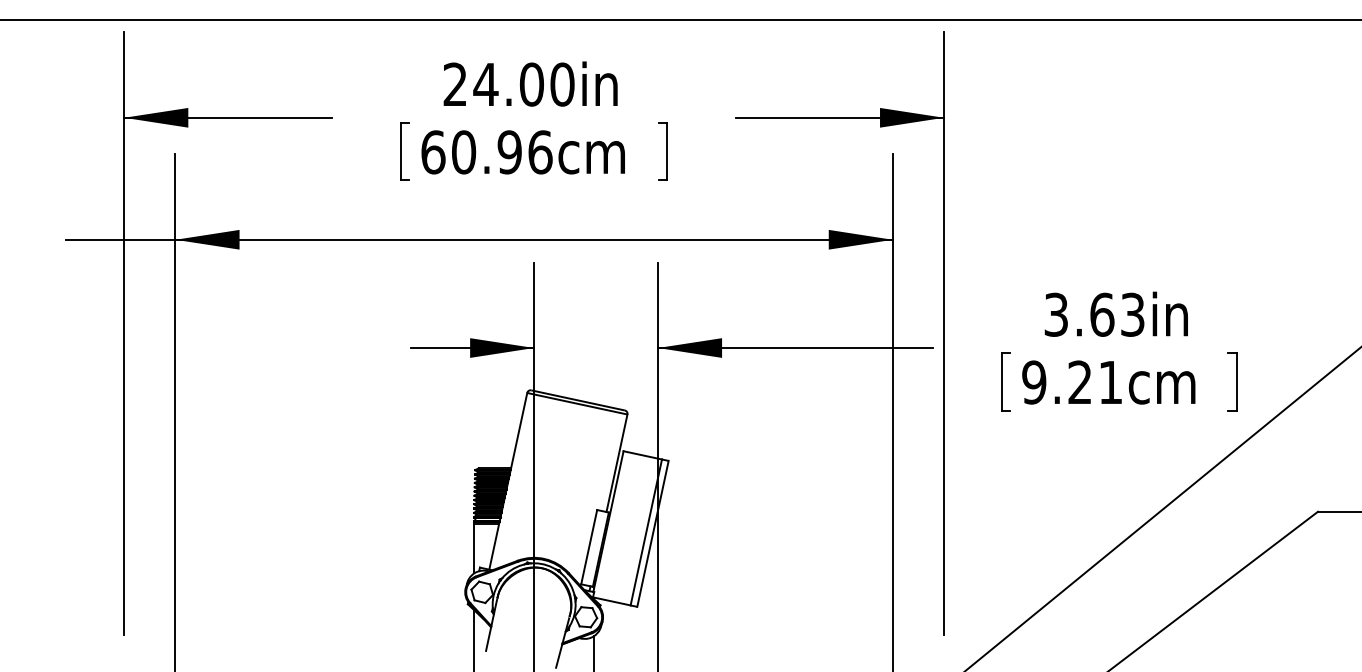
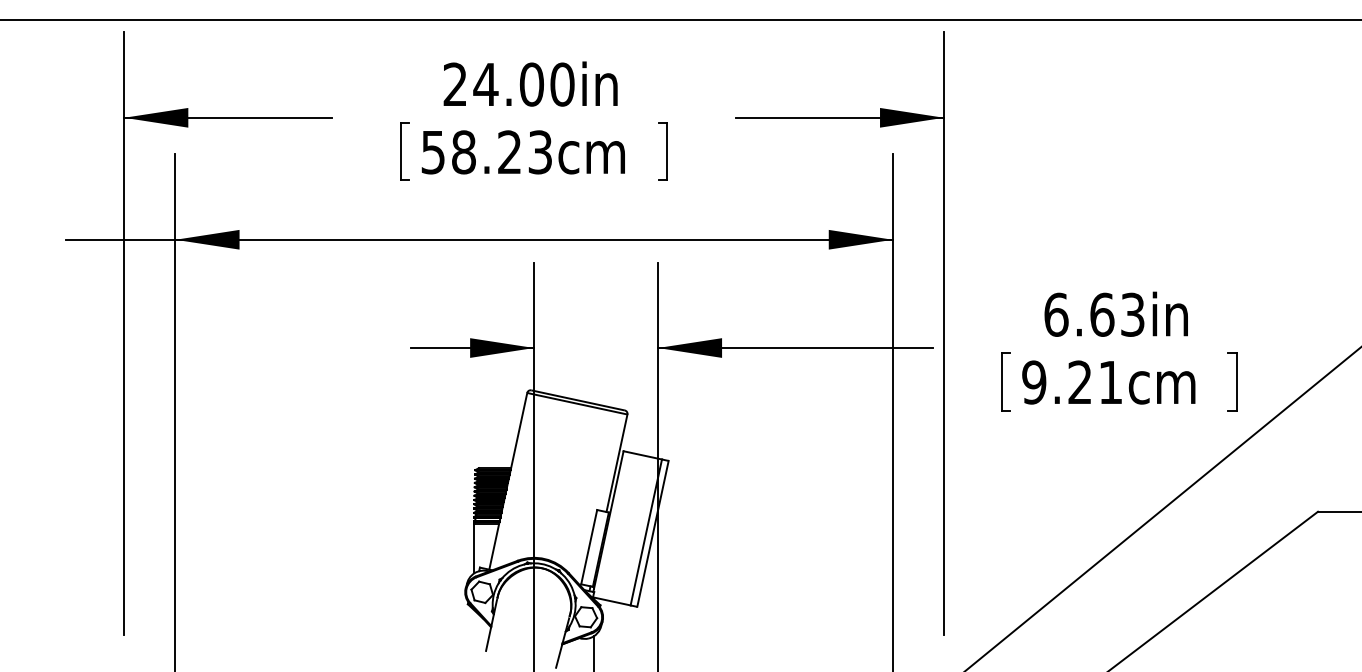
text: 60.96cm -> 58.23cm (486, 152)
text: 3.63in -> 6.63in (1056, 314)
line: present -> none (474, 639)
